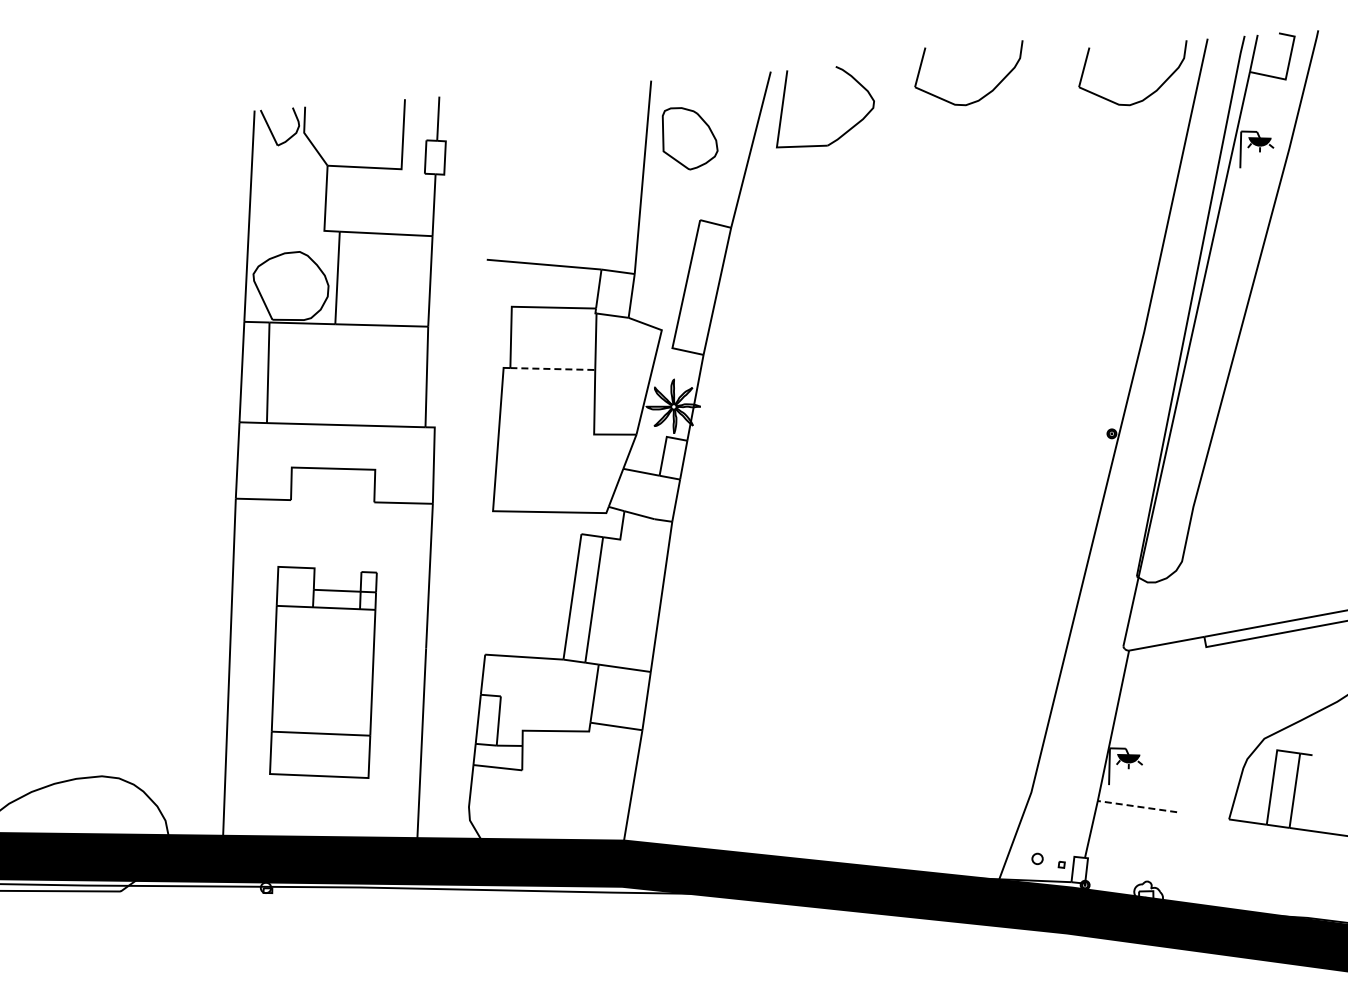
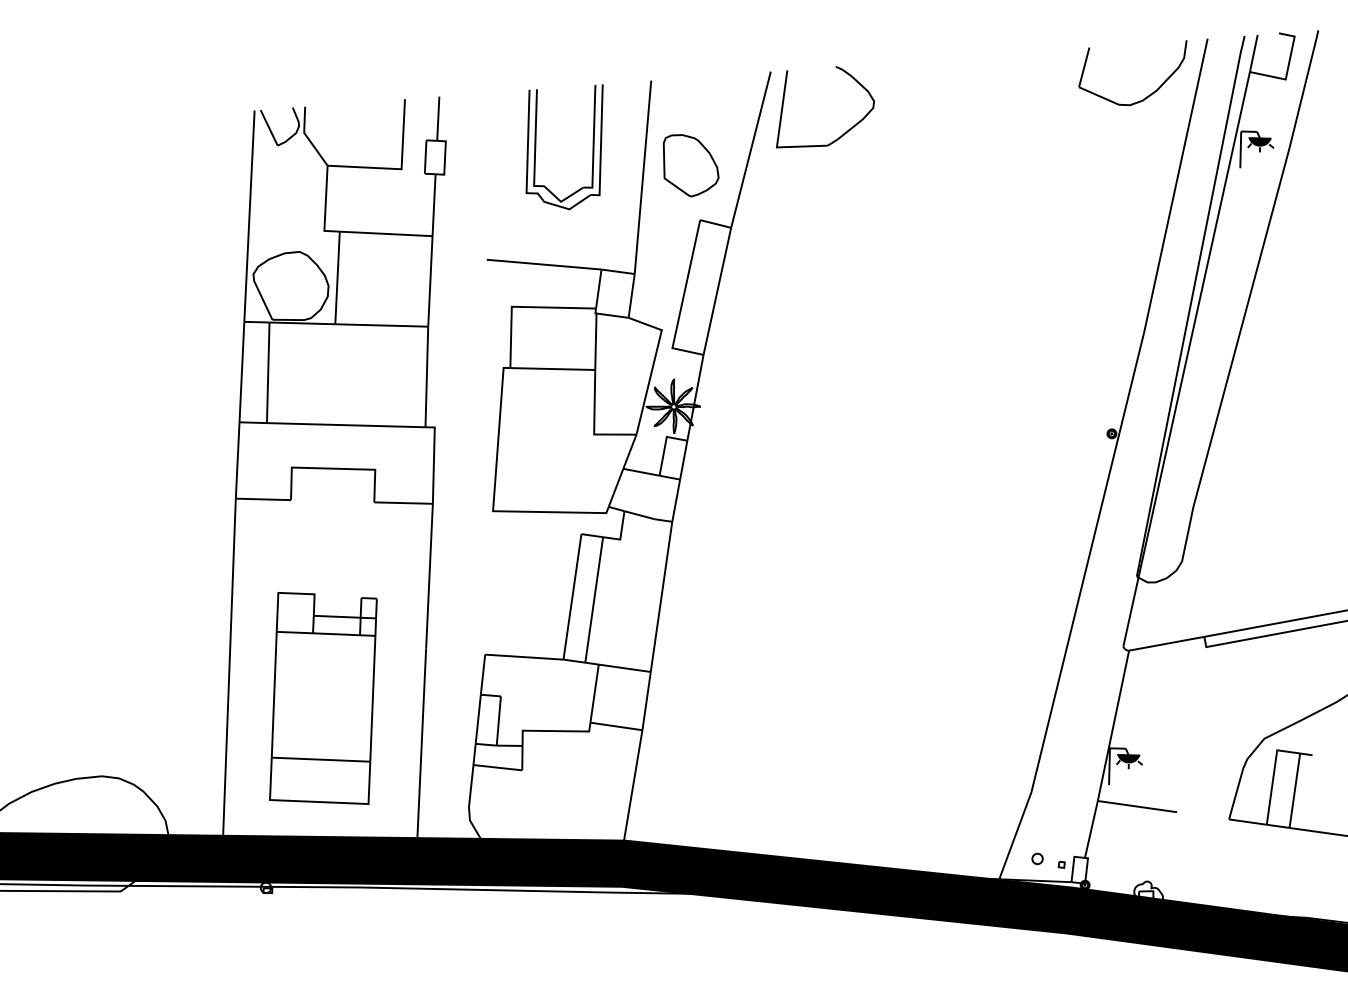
part: present -> none (986, 93)
part position: (689, 138) -> (690, 165) (690, 165)
part: none -> present (536, 147)
line: dashed -> solid (553, 369)
part position: (323, 672) -> (323, 698) (323, 698)
line: dashed -> solid (1136, 806)
